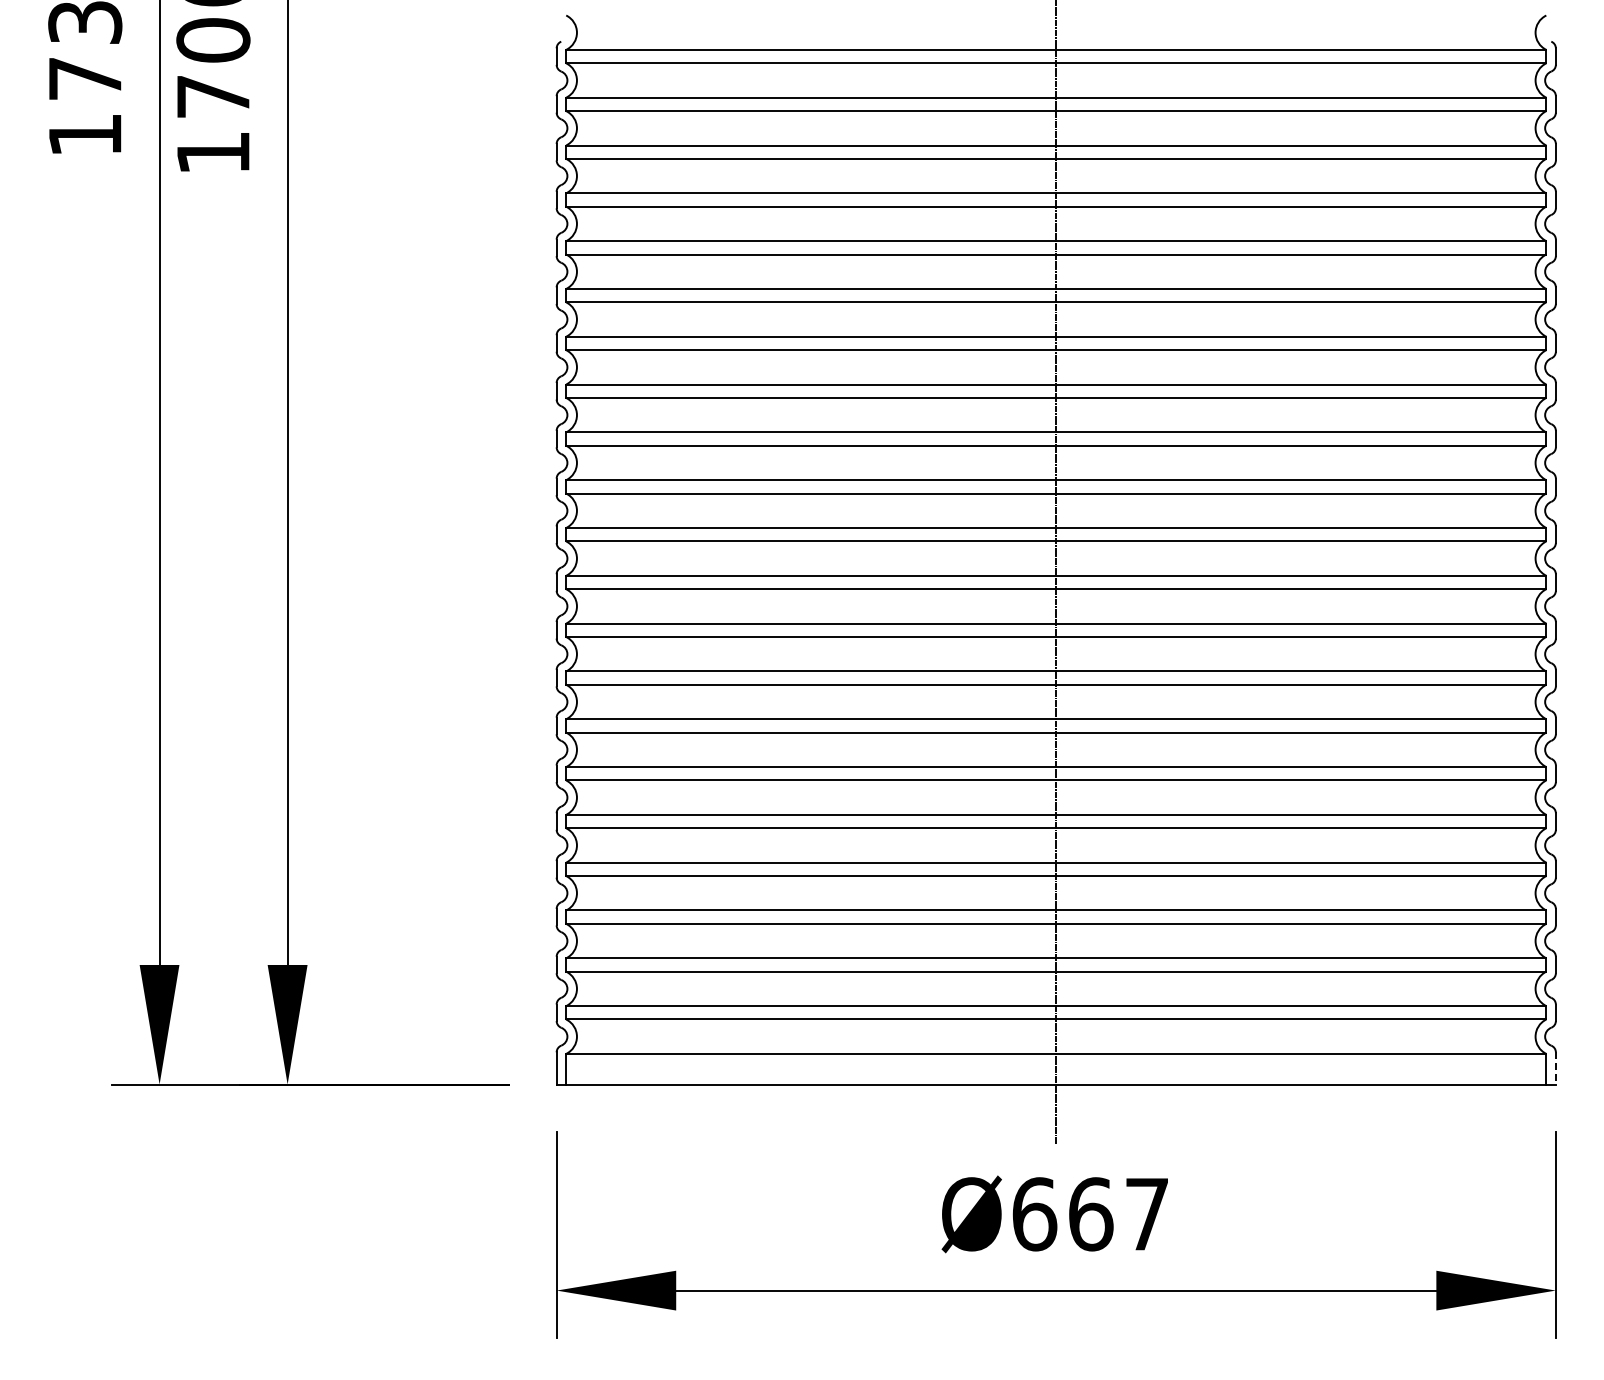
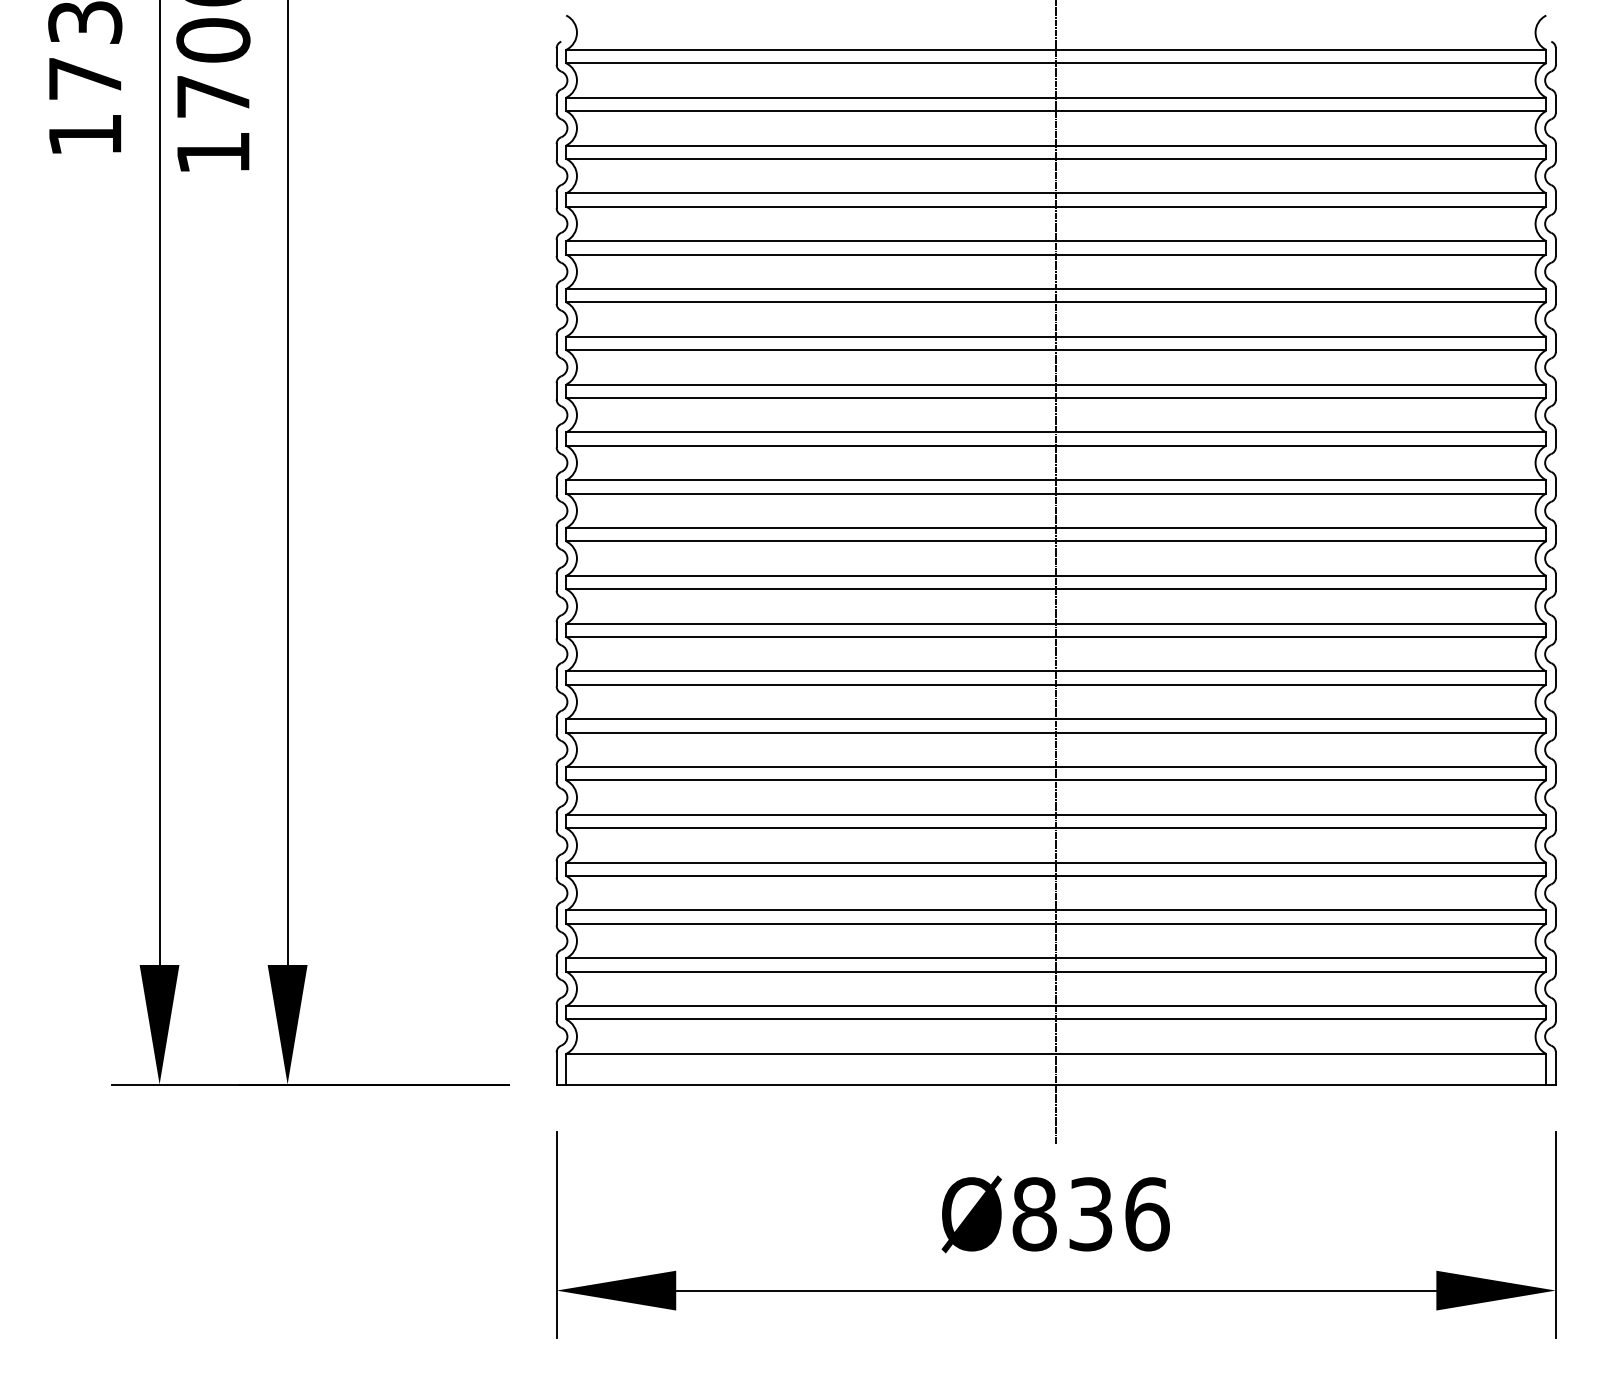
line: dashed -> solid (1555, 1068)
text: Ø667 -> Ø836 (1090, 1214)
